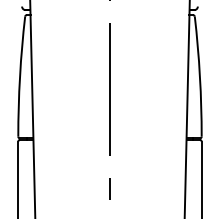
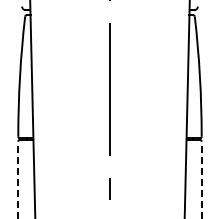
line: solid -> dashed (18, 179)
line: solid -> dashed (201, 179)
